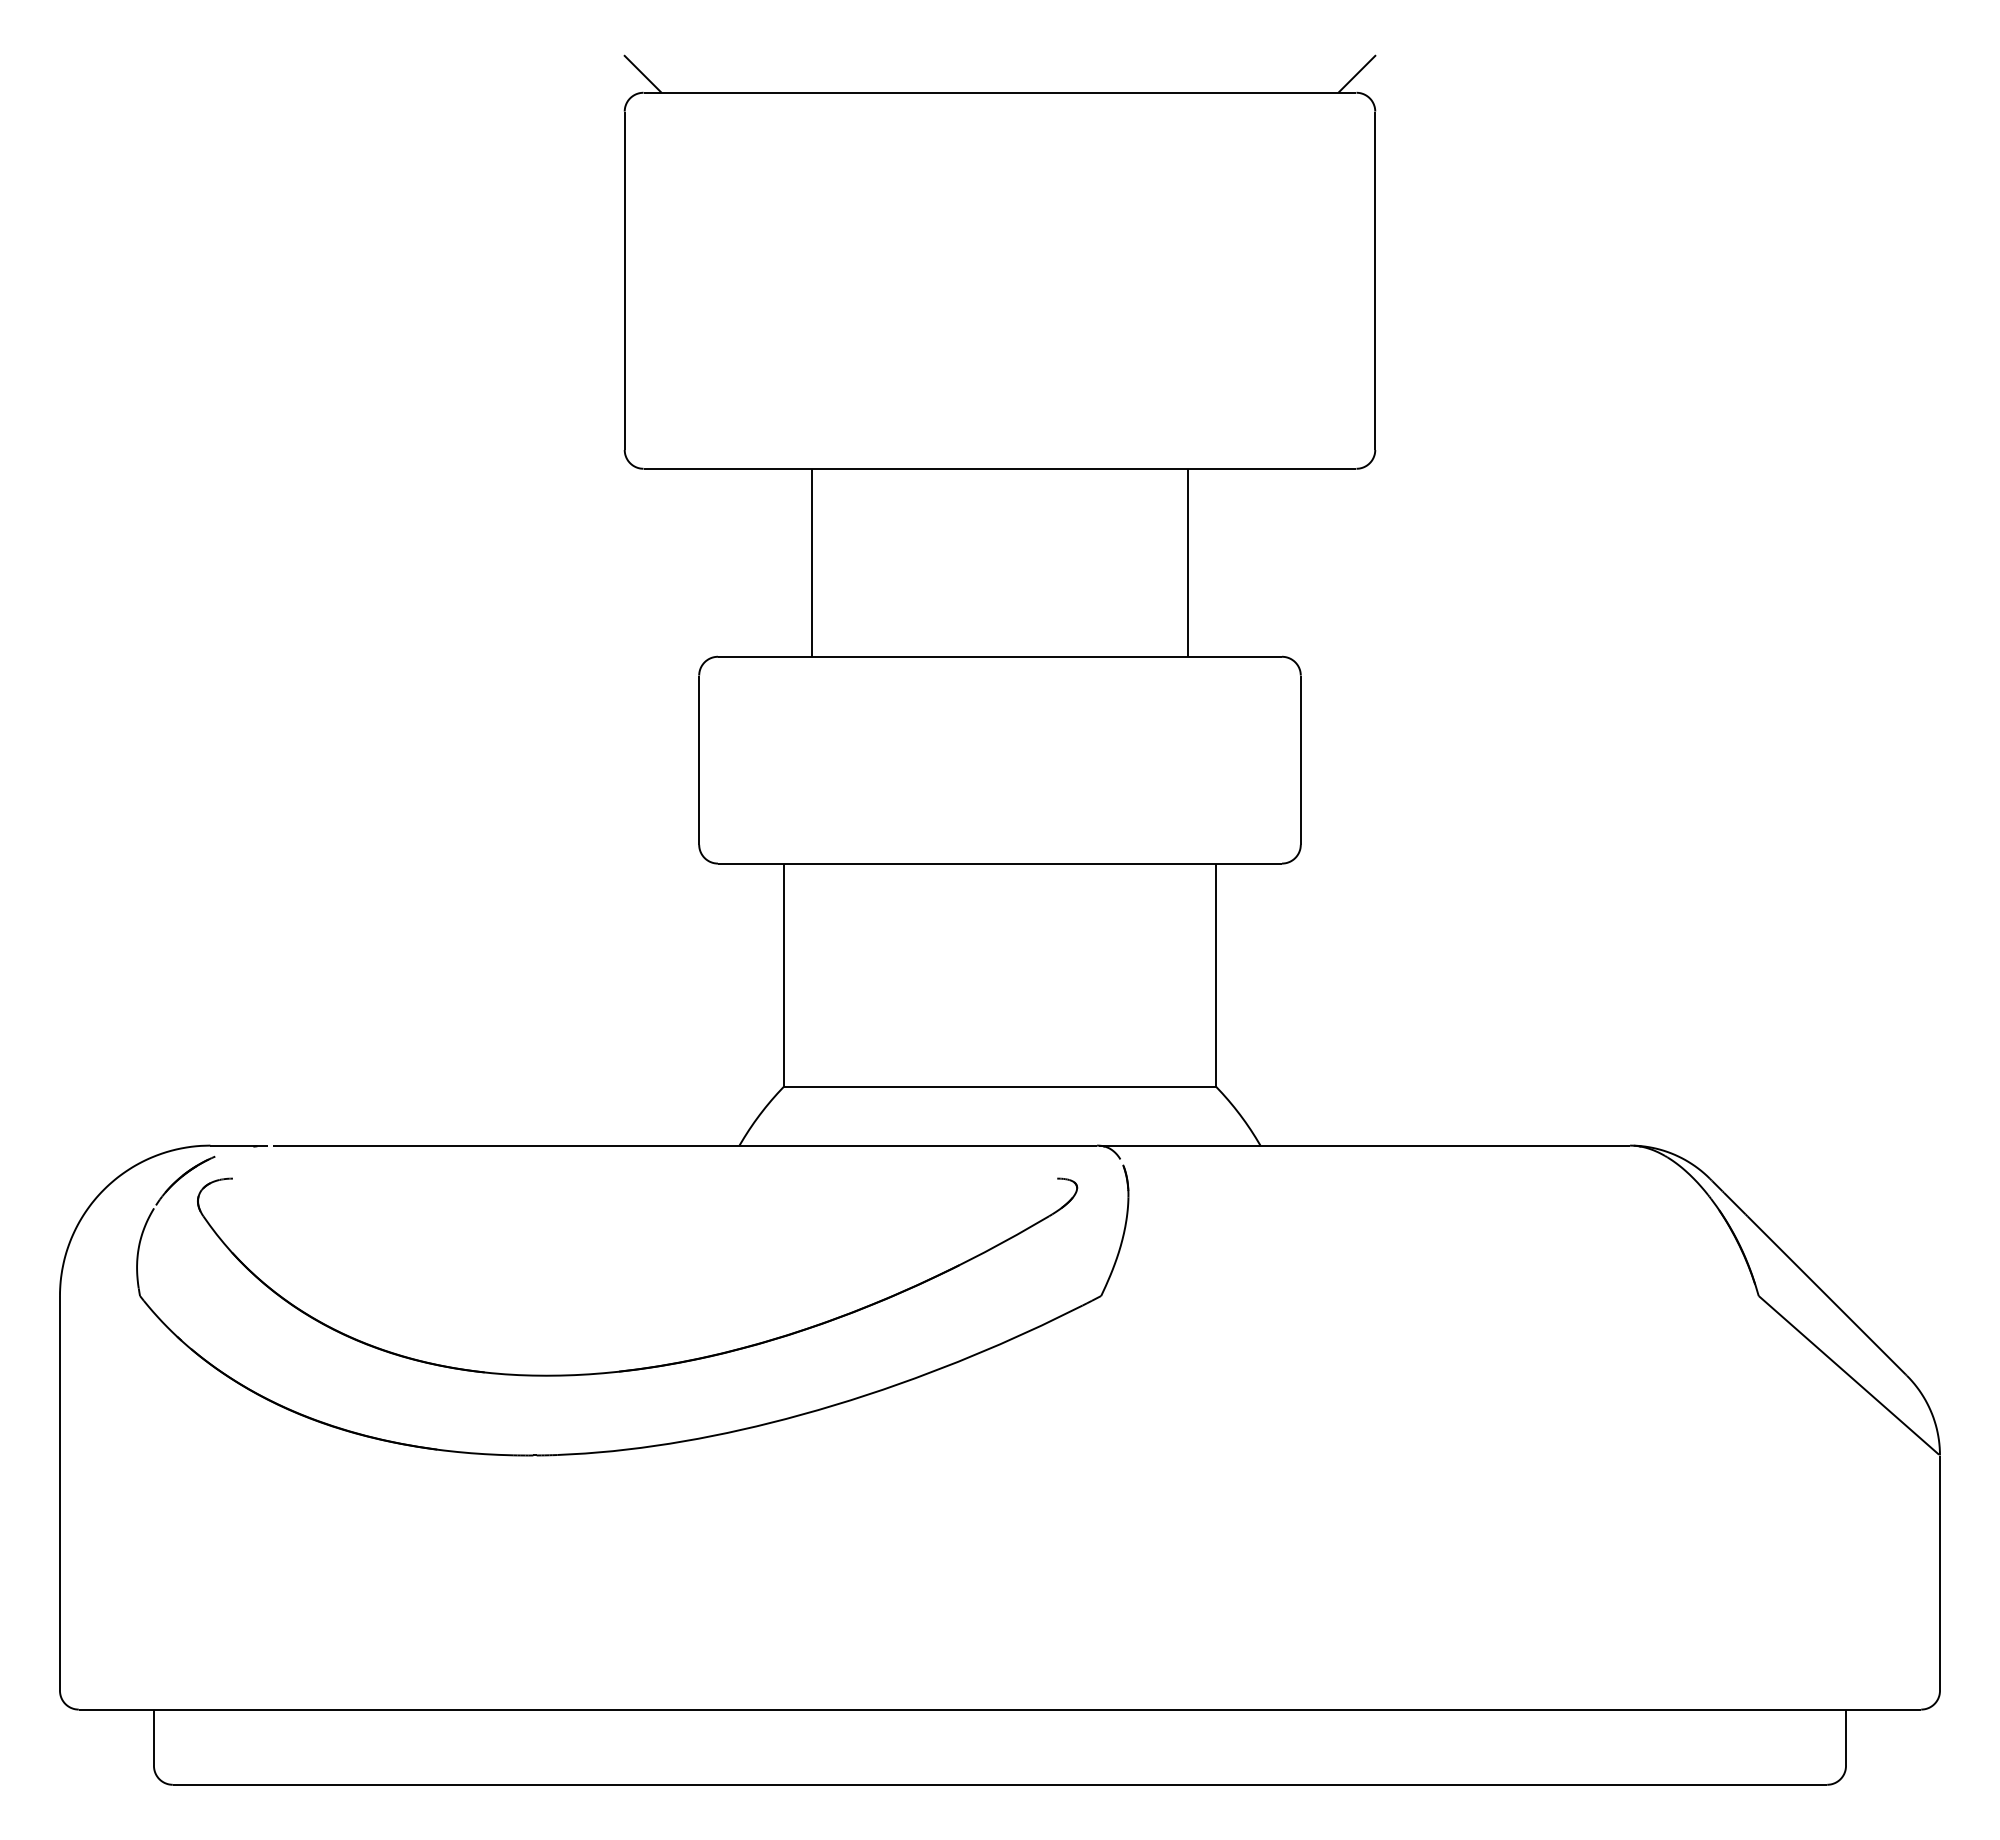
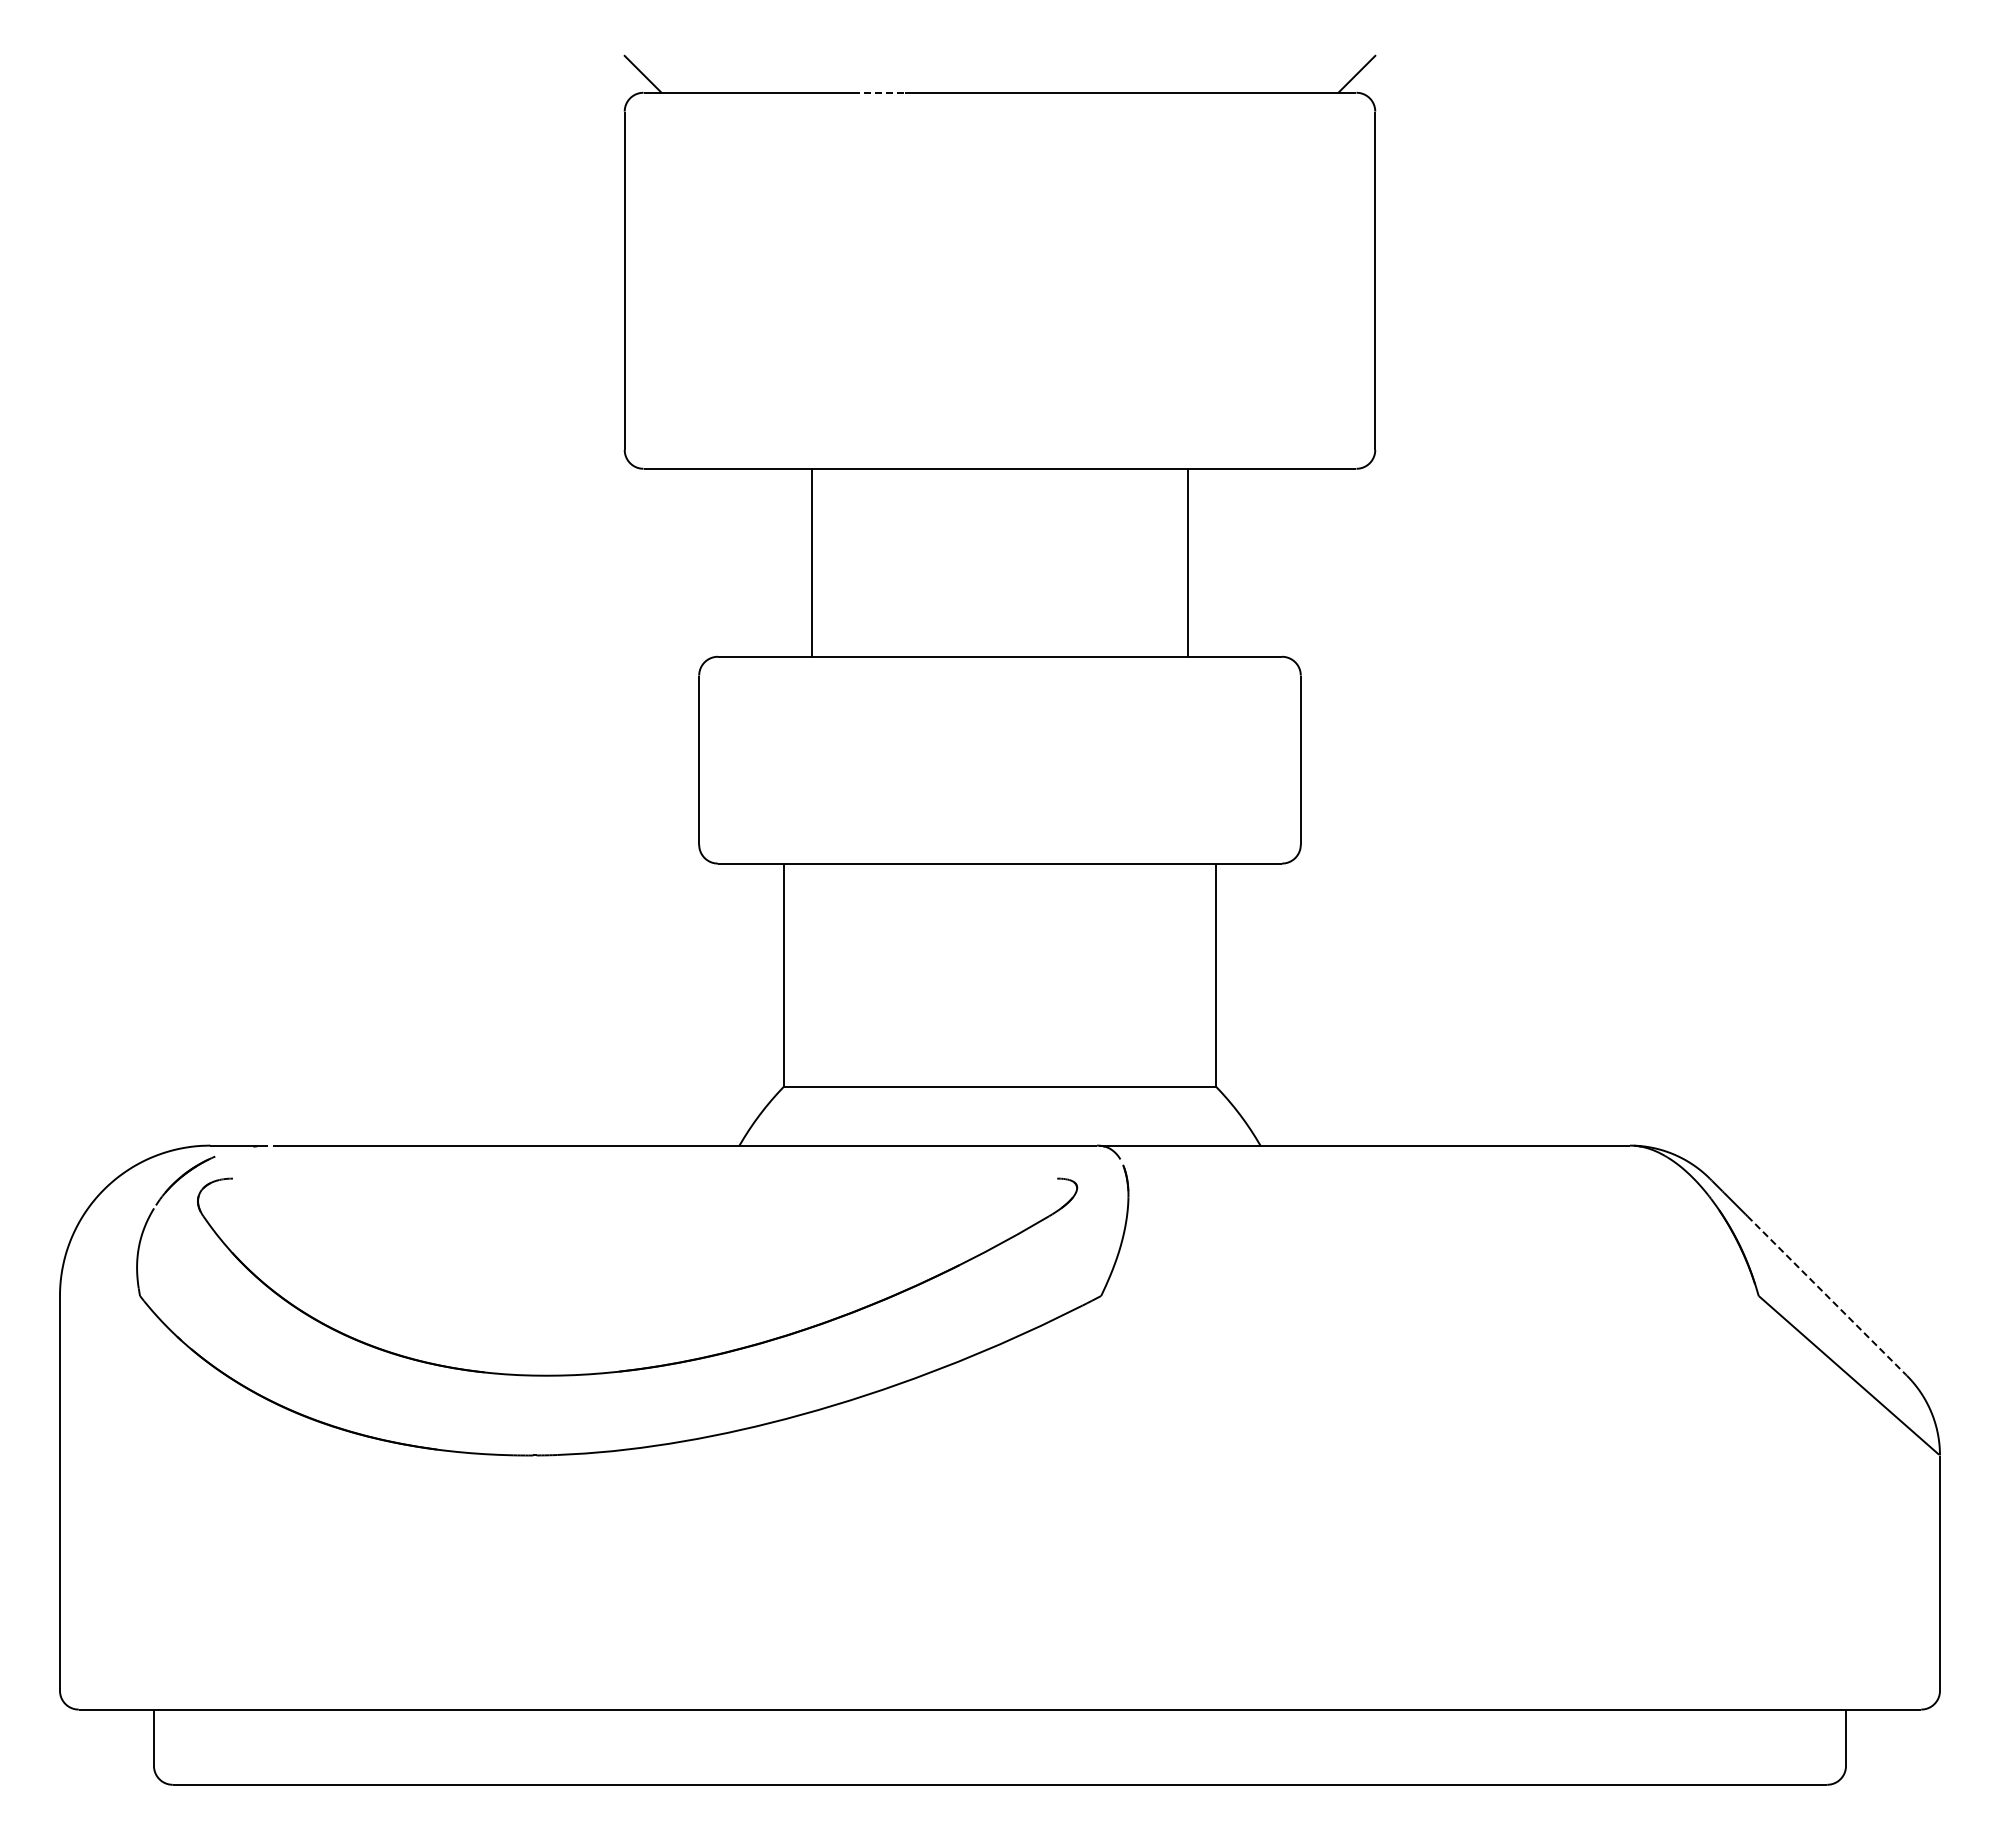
line: solid -> dashed (878, 92)
line: solid -> dashed (1826, 1295)
